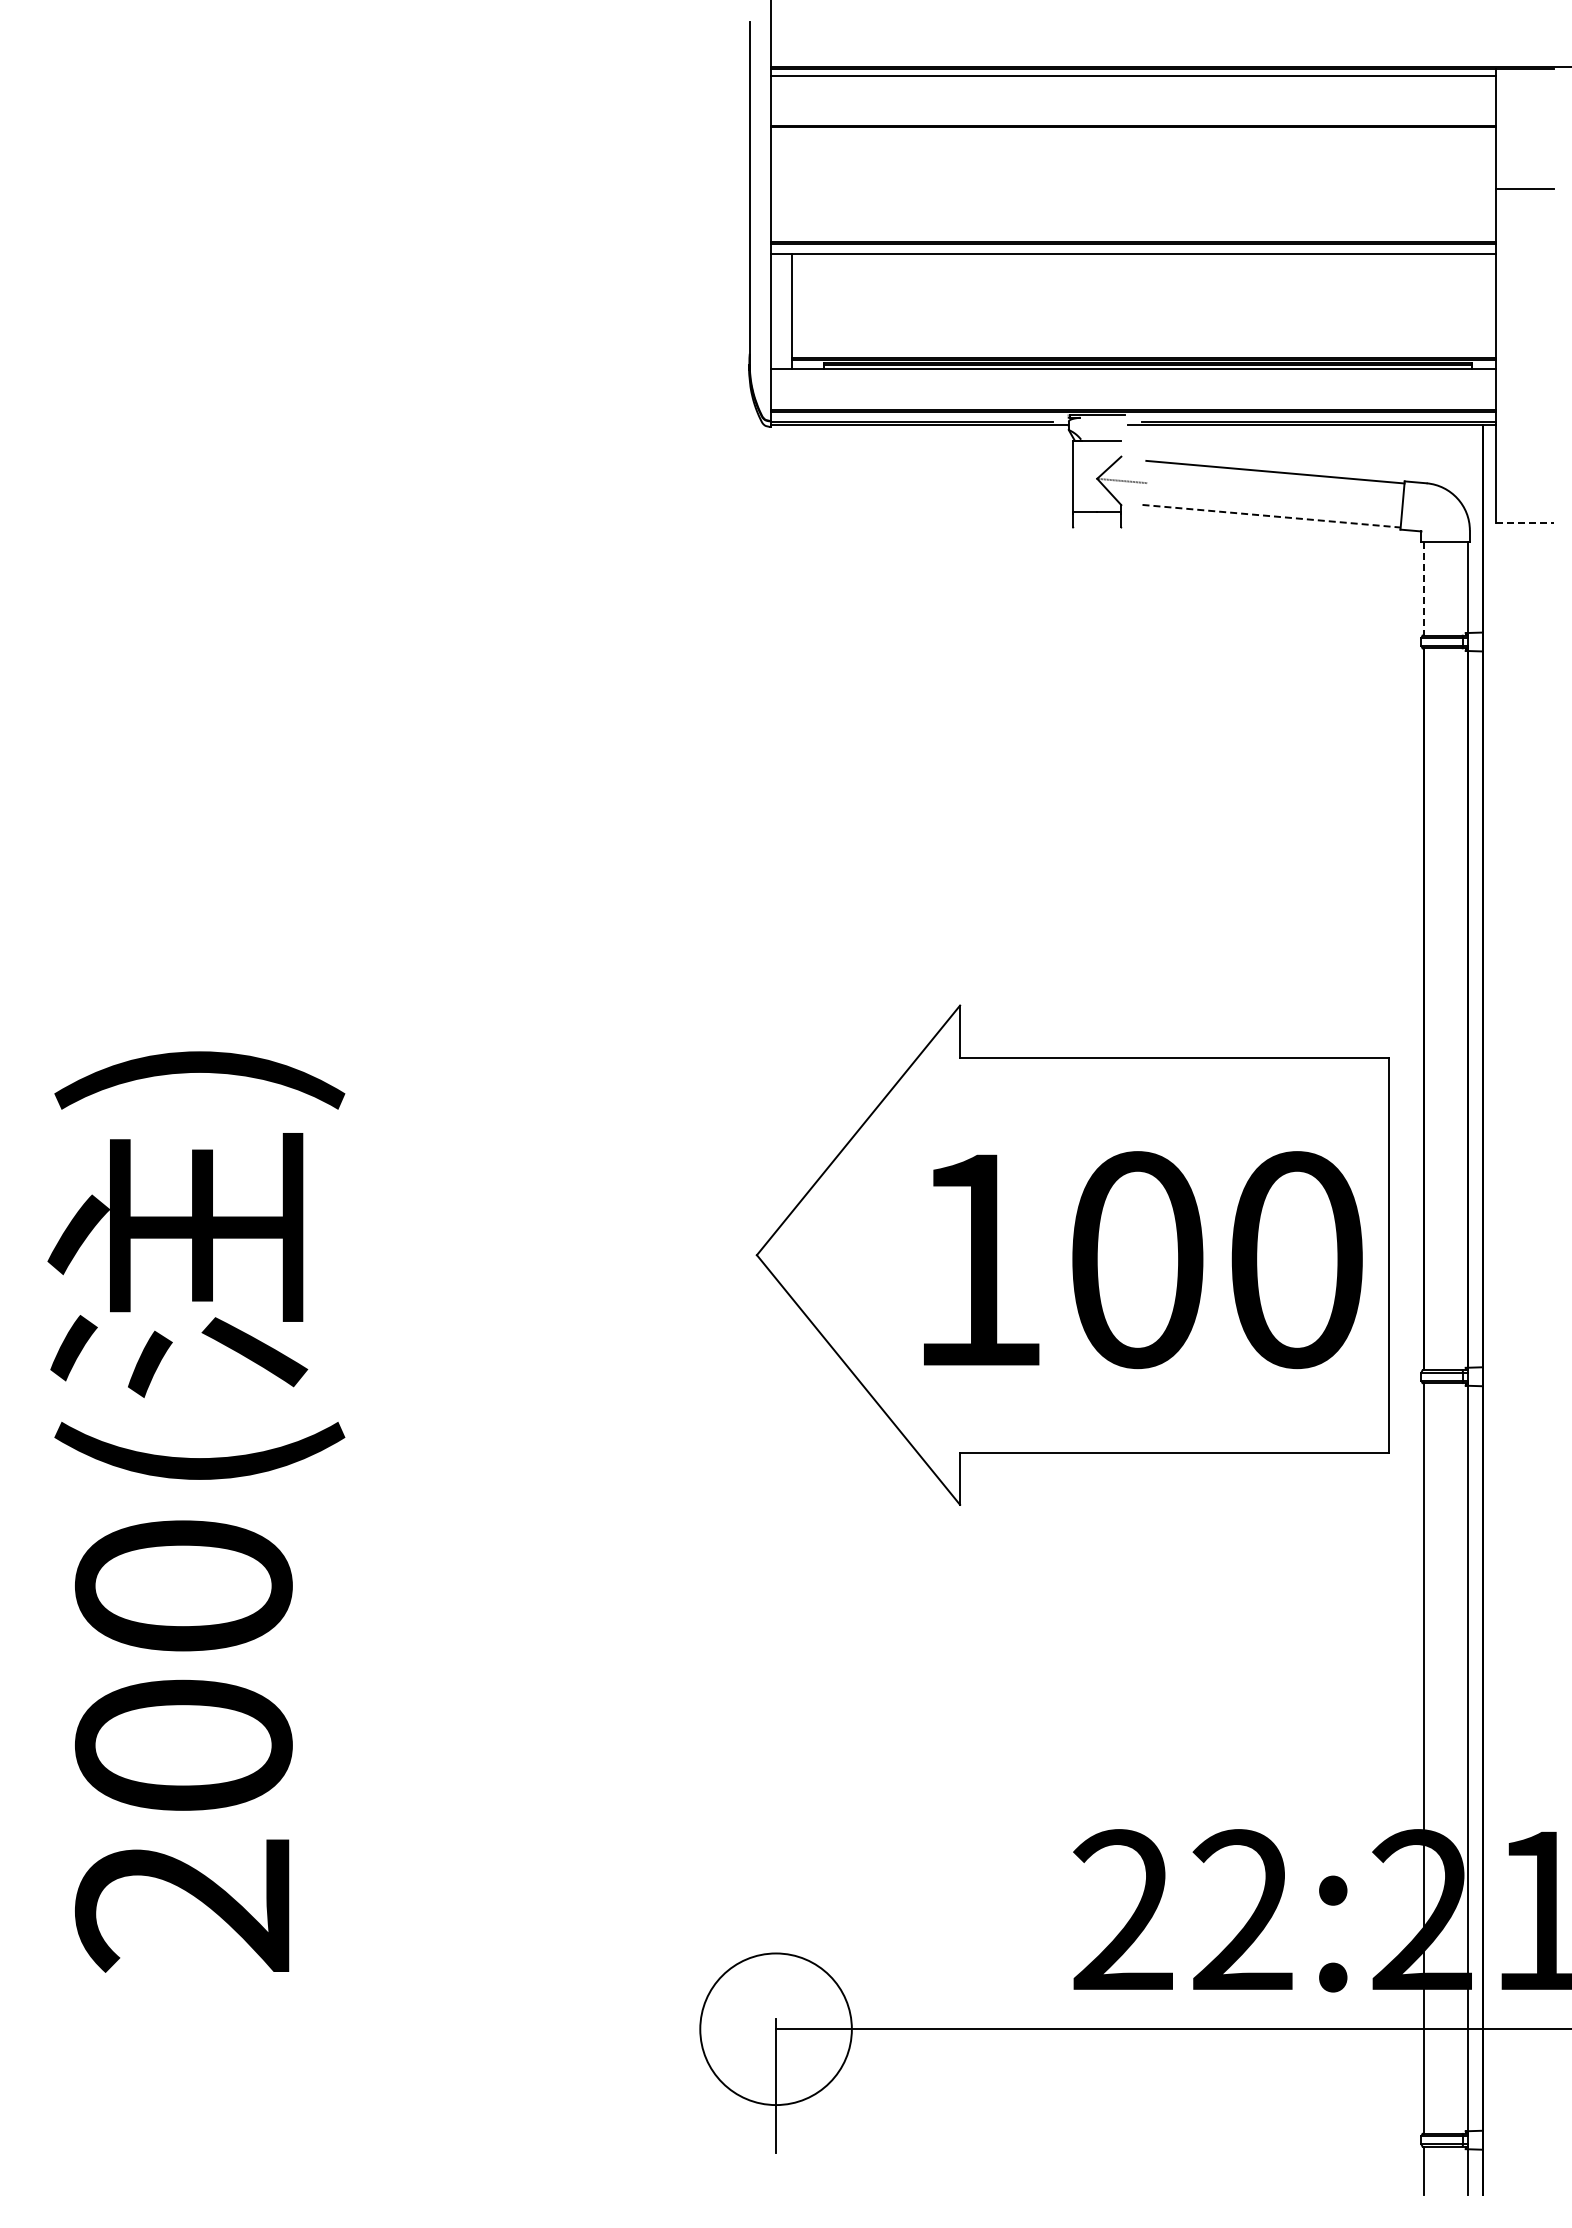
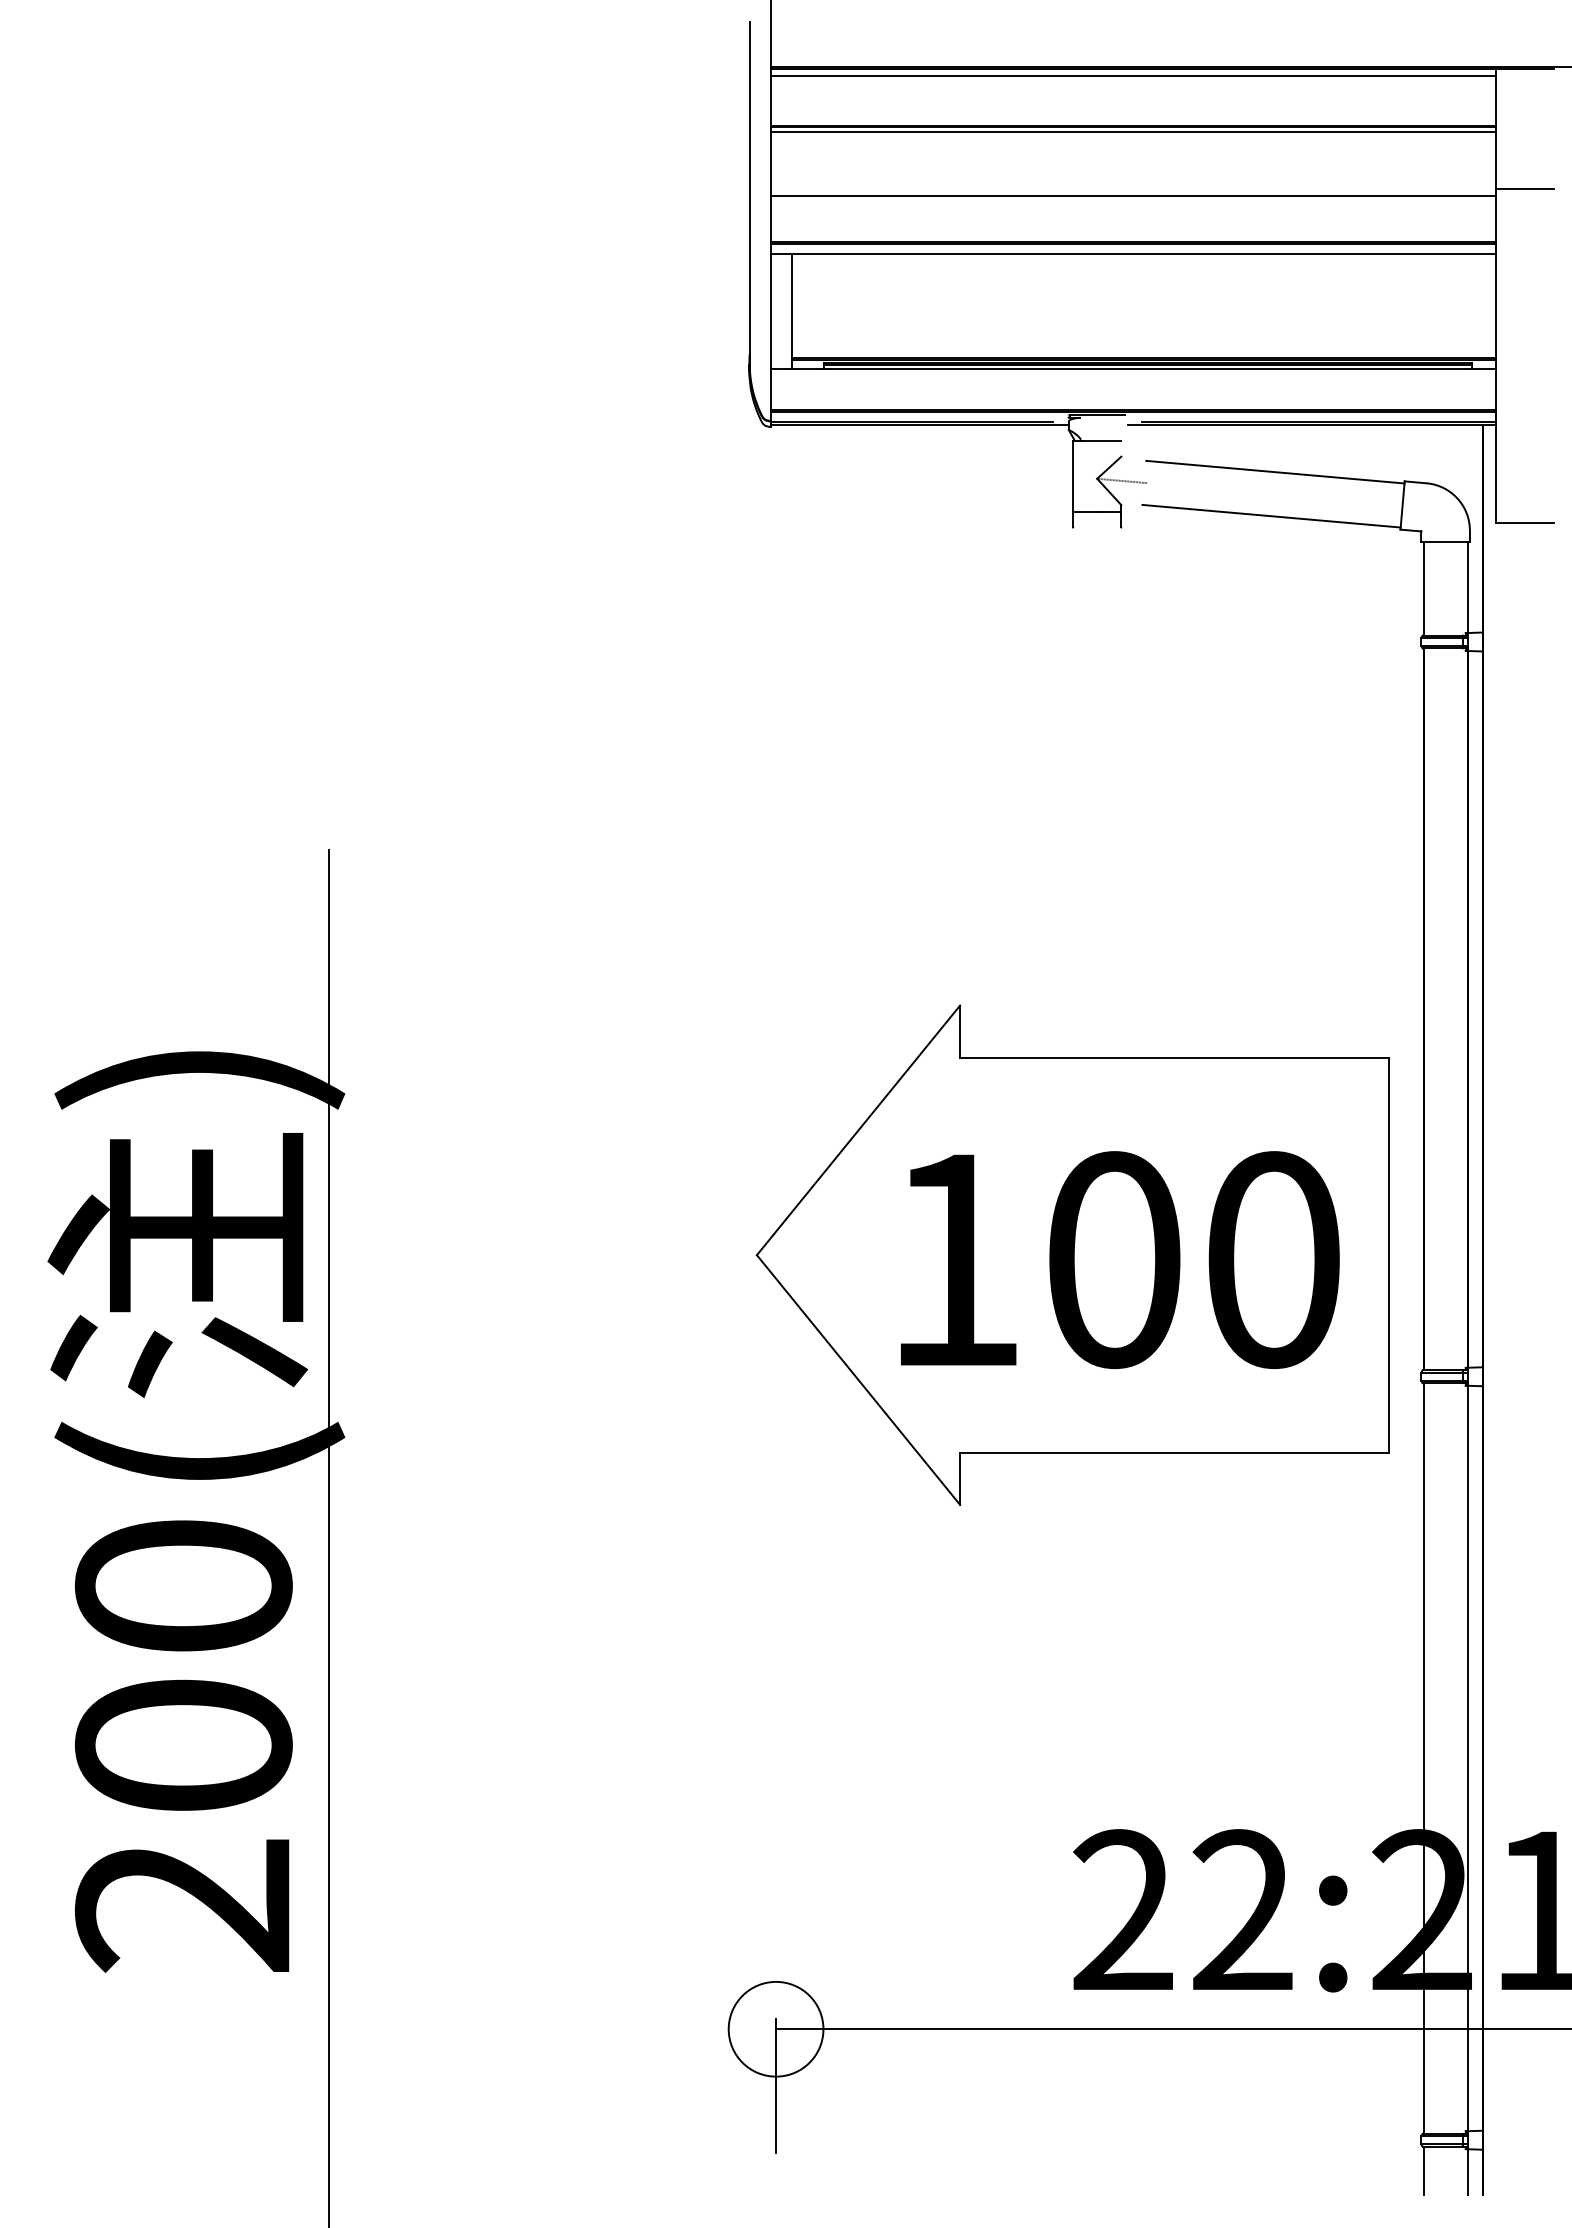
line: none -> present (1132, 131)
line: none -> present (1132, 195)
line: dashed -> solid (1271, 516)
line: dashed -> solid (1524, 522)
line: dashed -> solid (1423, 588)
text position: (1143, 1260) -> (1120, 1260) (1120, 1260)
line: none -> present (328, 1537)
circle diameter: 152 px -> 95 px (775, 2028)
